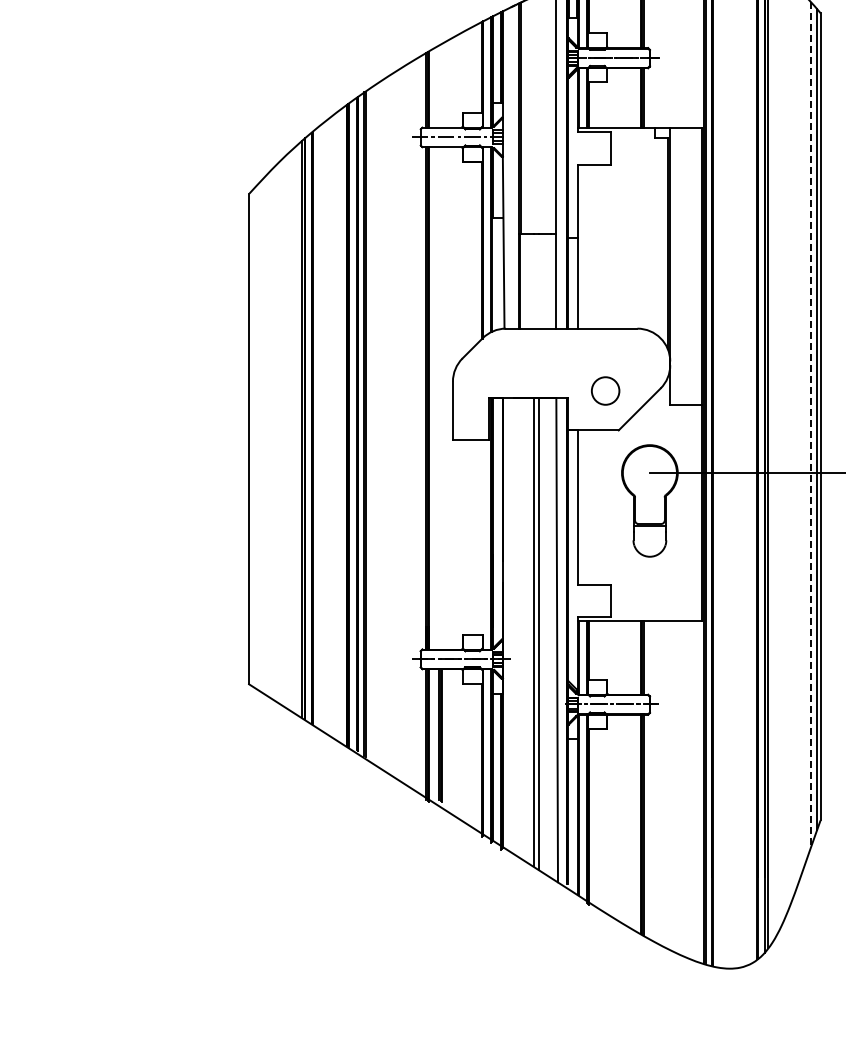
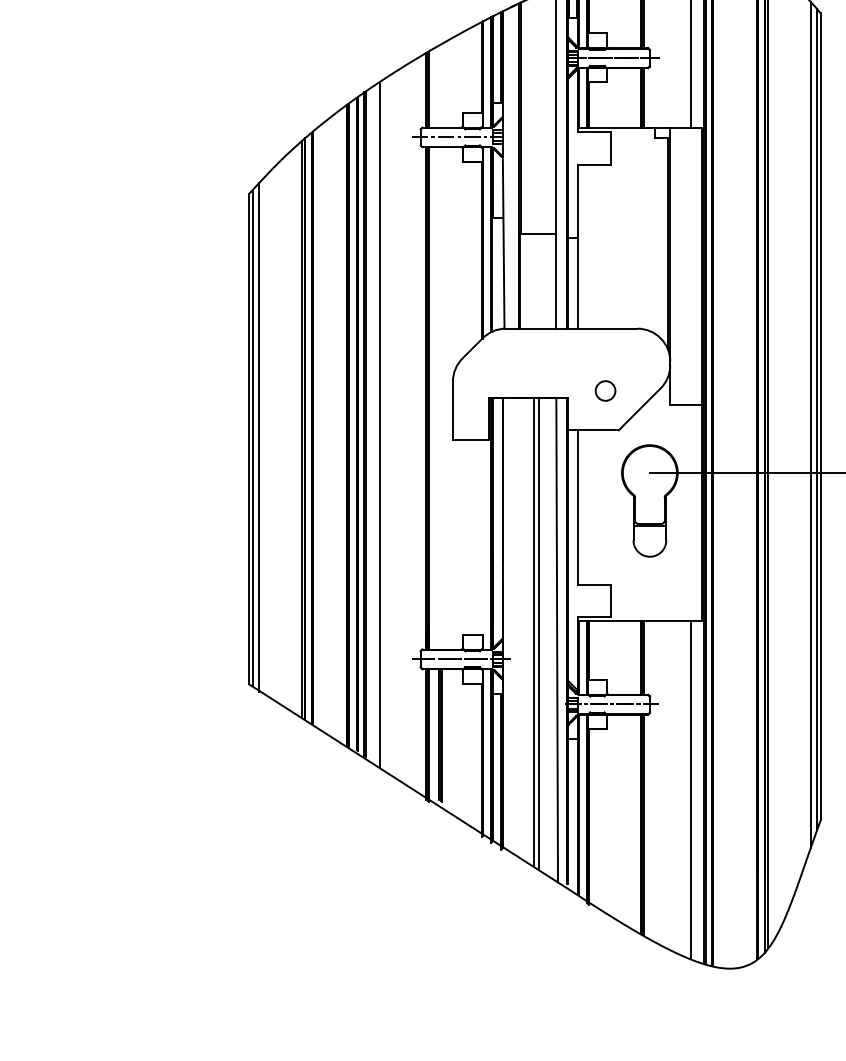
line: none -> present (690, 65)
circle size: 30x30 px -> 23x22 px (605, 390)
line: none -> present (379, 424)
line: dashed -> solid (810, 425)
line: none -> present (259, 437)
line: none -> present (252, 438)
line: none -> present (690, 788)
